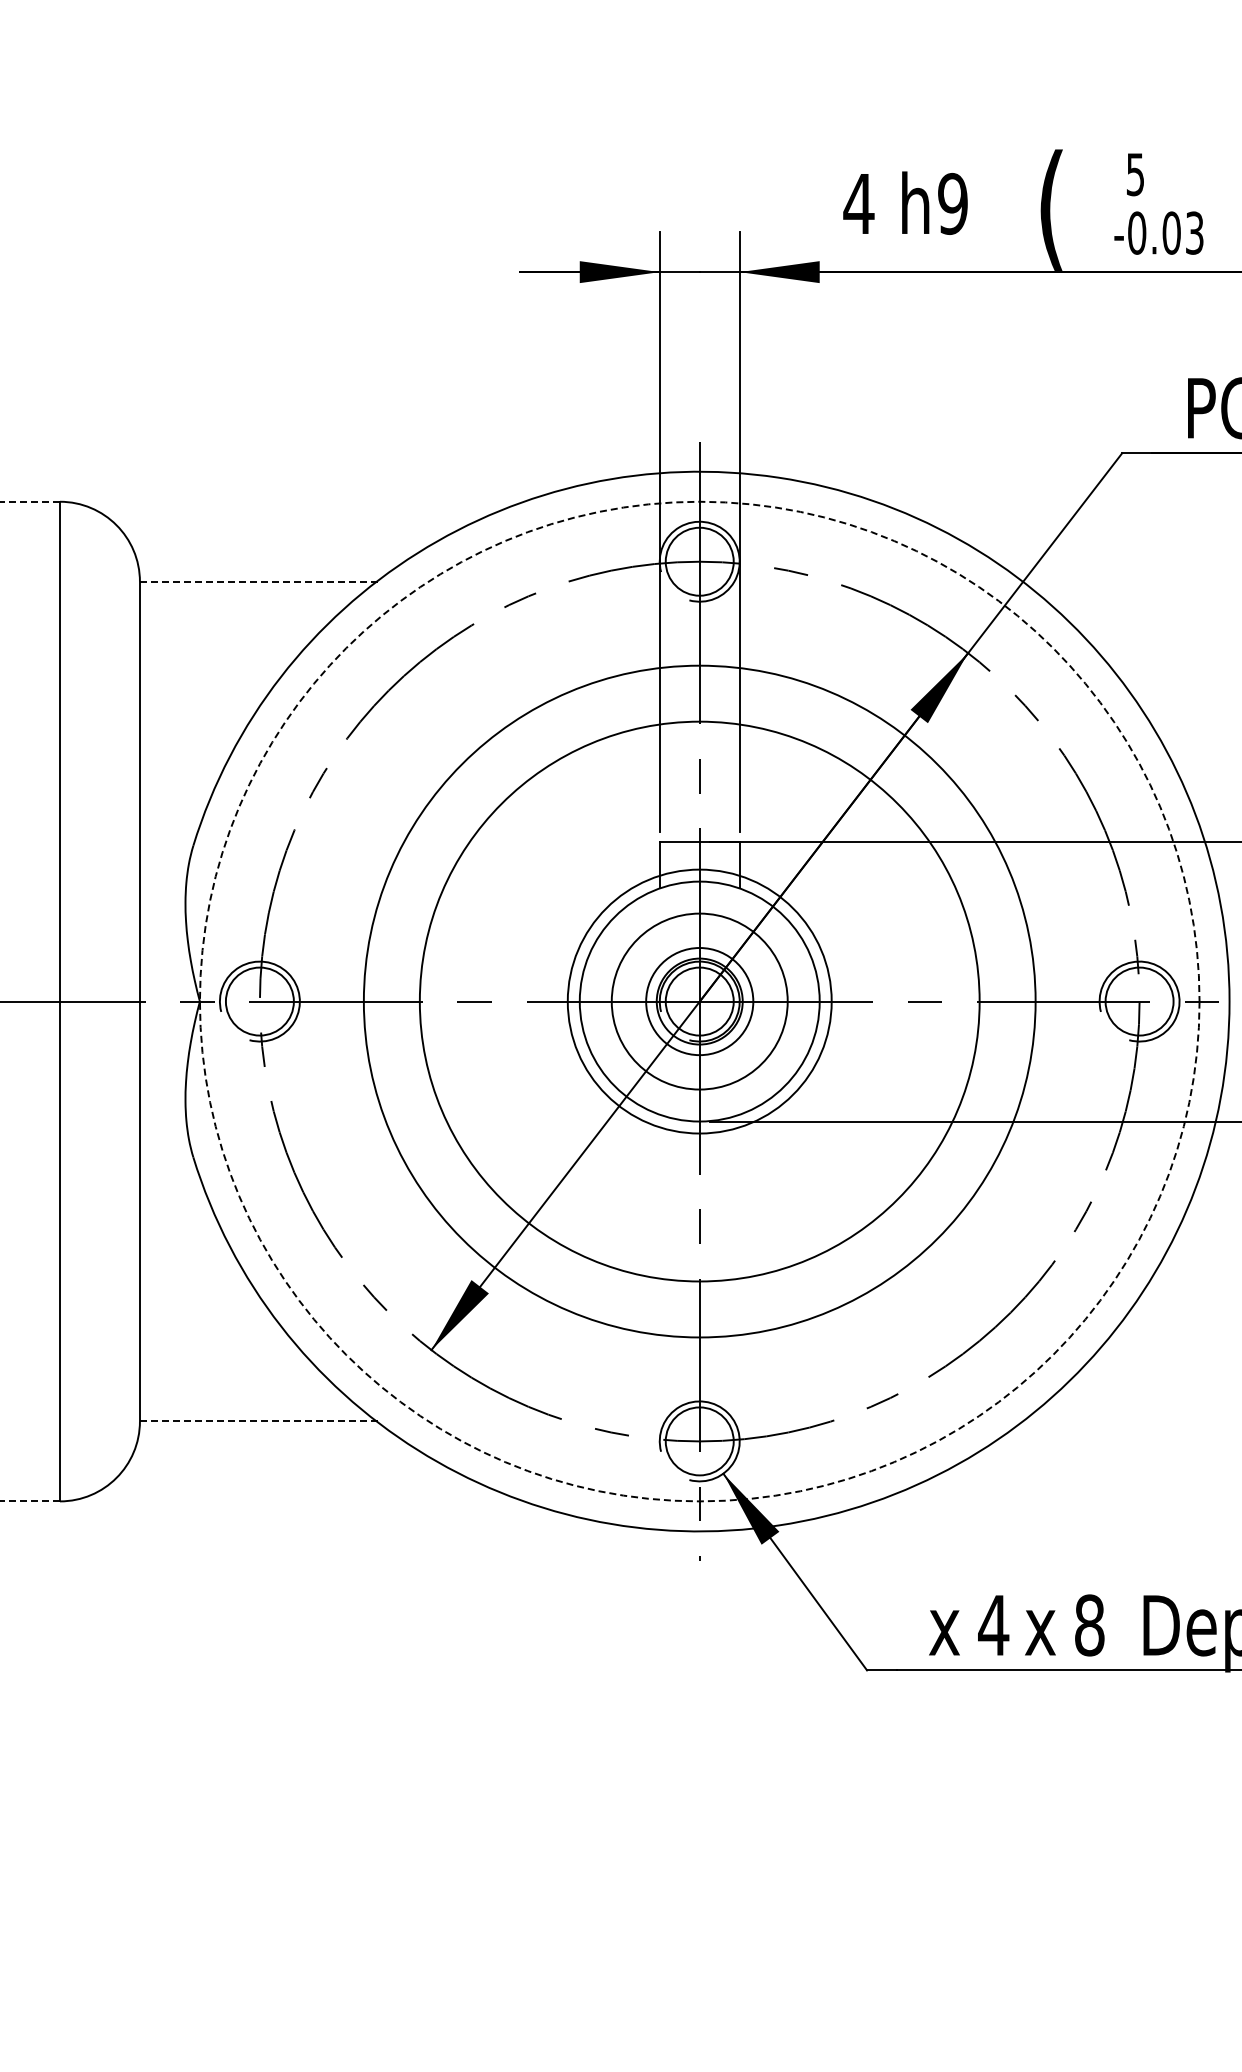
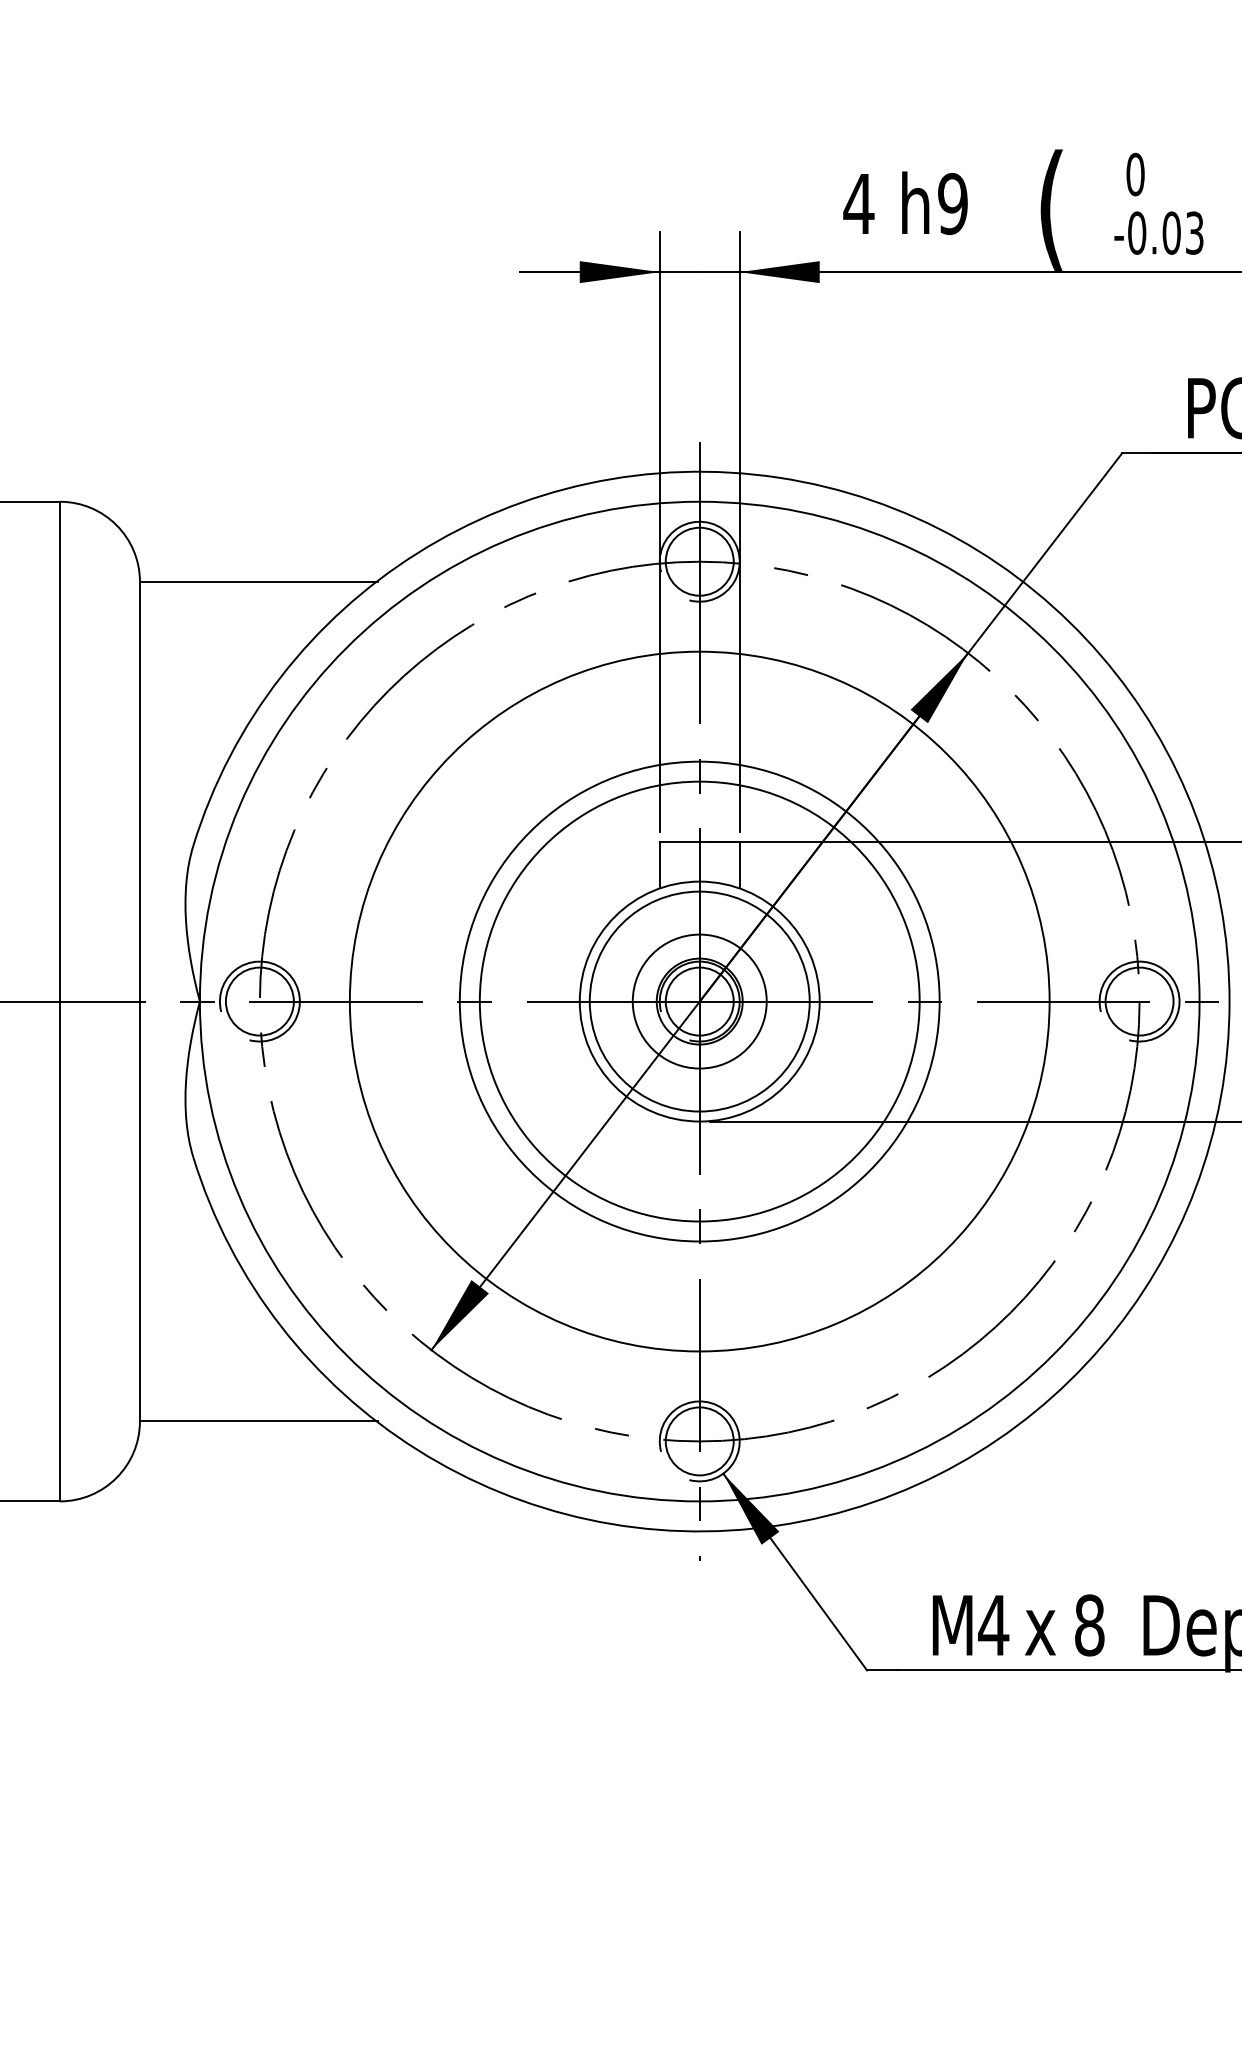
text: 5 -> 0 (1135, 174)
line: dashed -> solid (29, 501)
line: dashed -> solid (258, 581)
circle diameter: 107 px -> 134 px (699, 1001)
circle diameter: 176 px -> 220 px (699, 1001)
circle diameter: 264 px -> 440 px (699, 1001)
circle diameter: 560 px -> 700 px (699, 1001)
circle diameter: 672 px -> 480 px (699, 1001)
circle: dashed -> solid (699, 1001)
line: dashed -> solid (258, 1421)
line: dashed -> solid (29, 1501)
text: x -> M (950, 1625)
